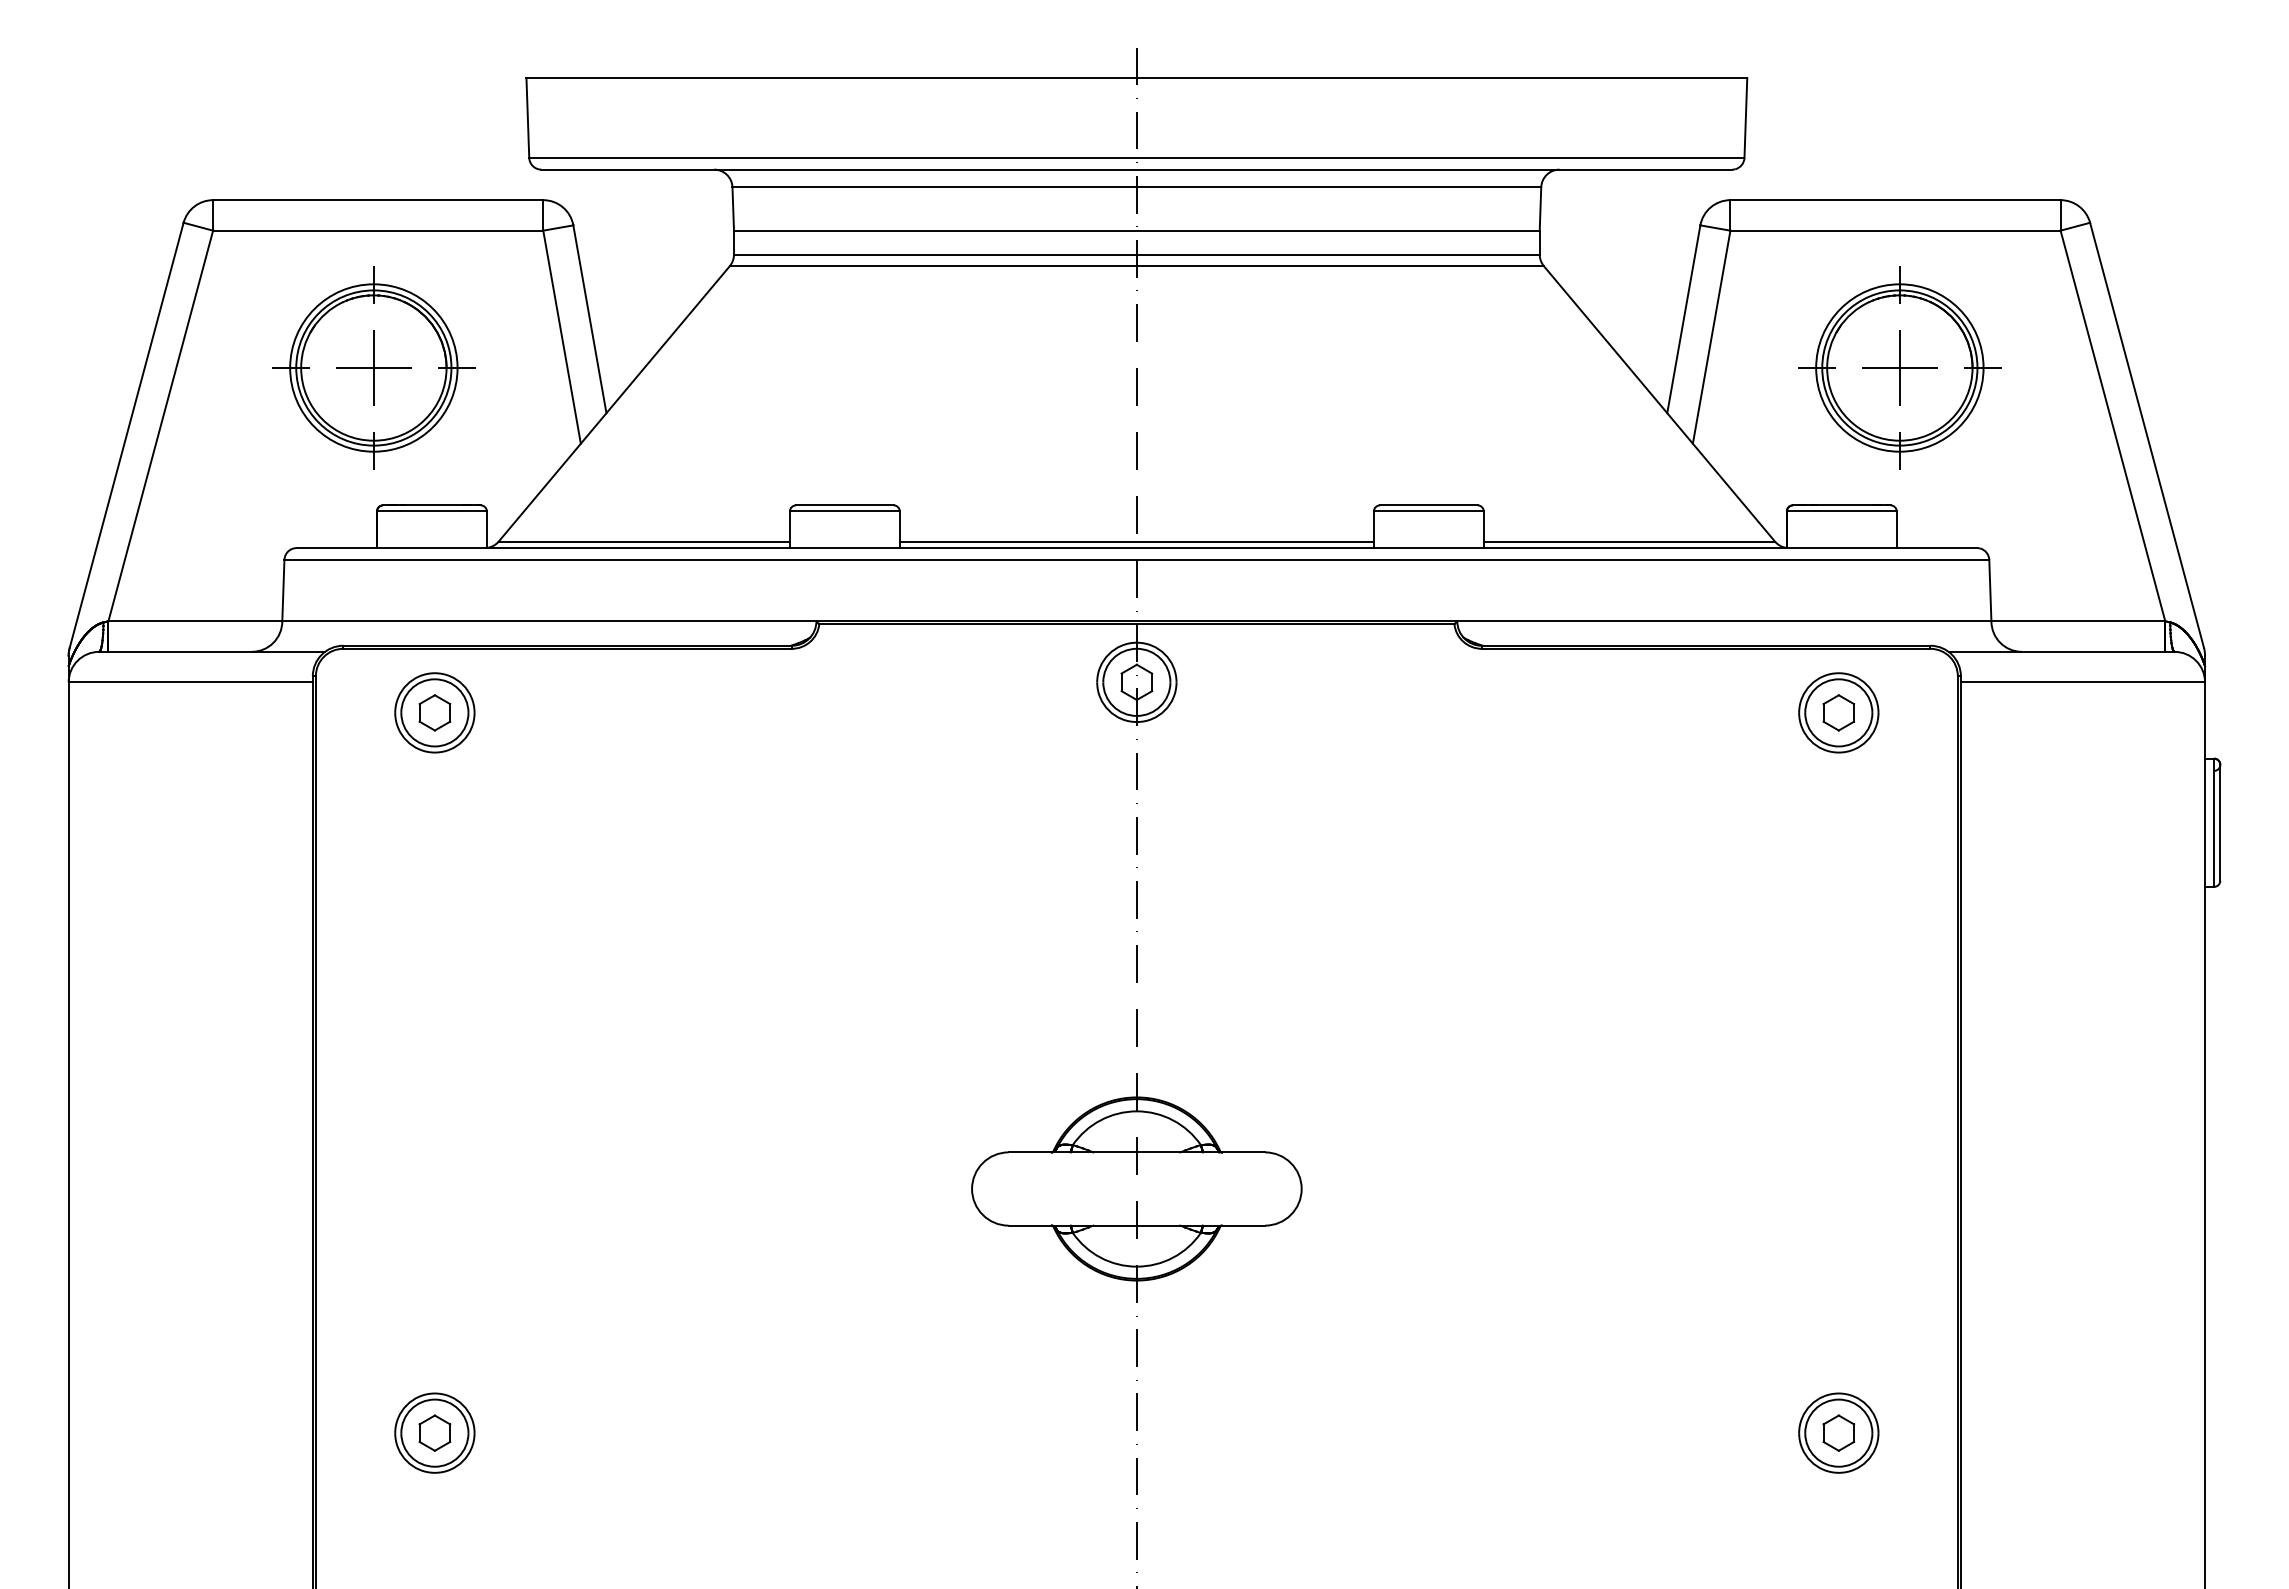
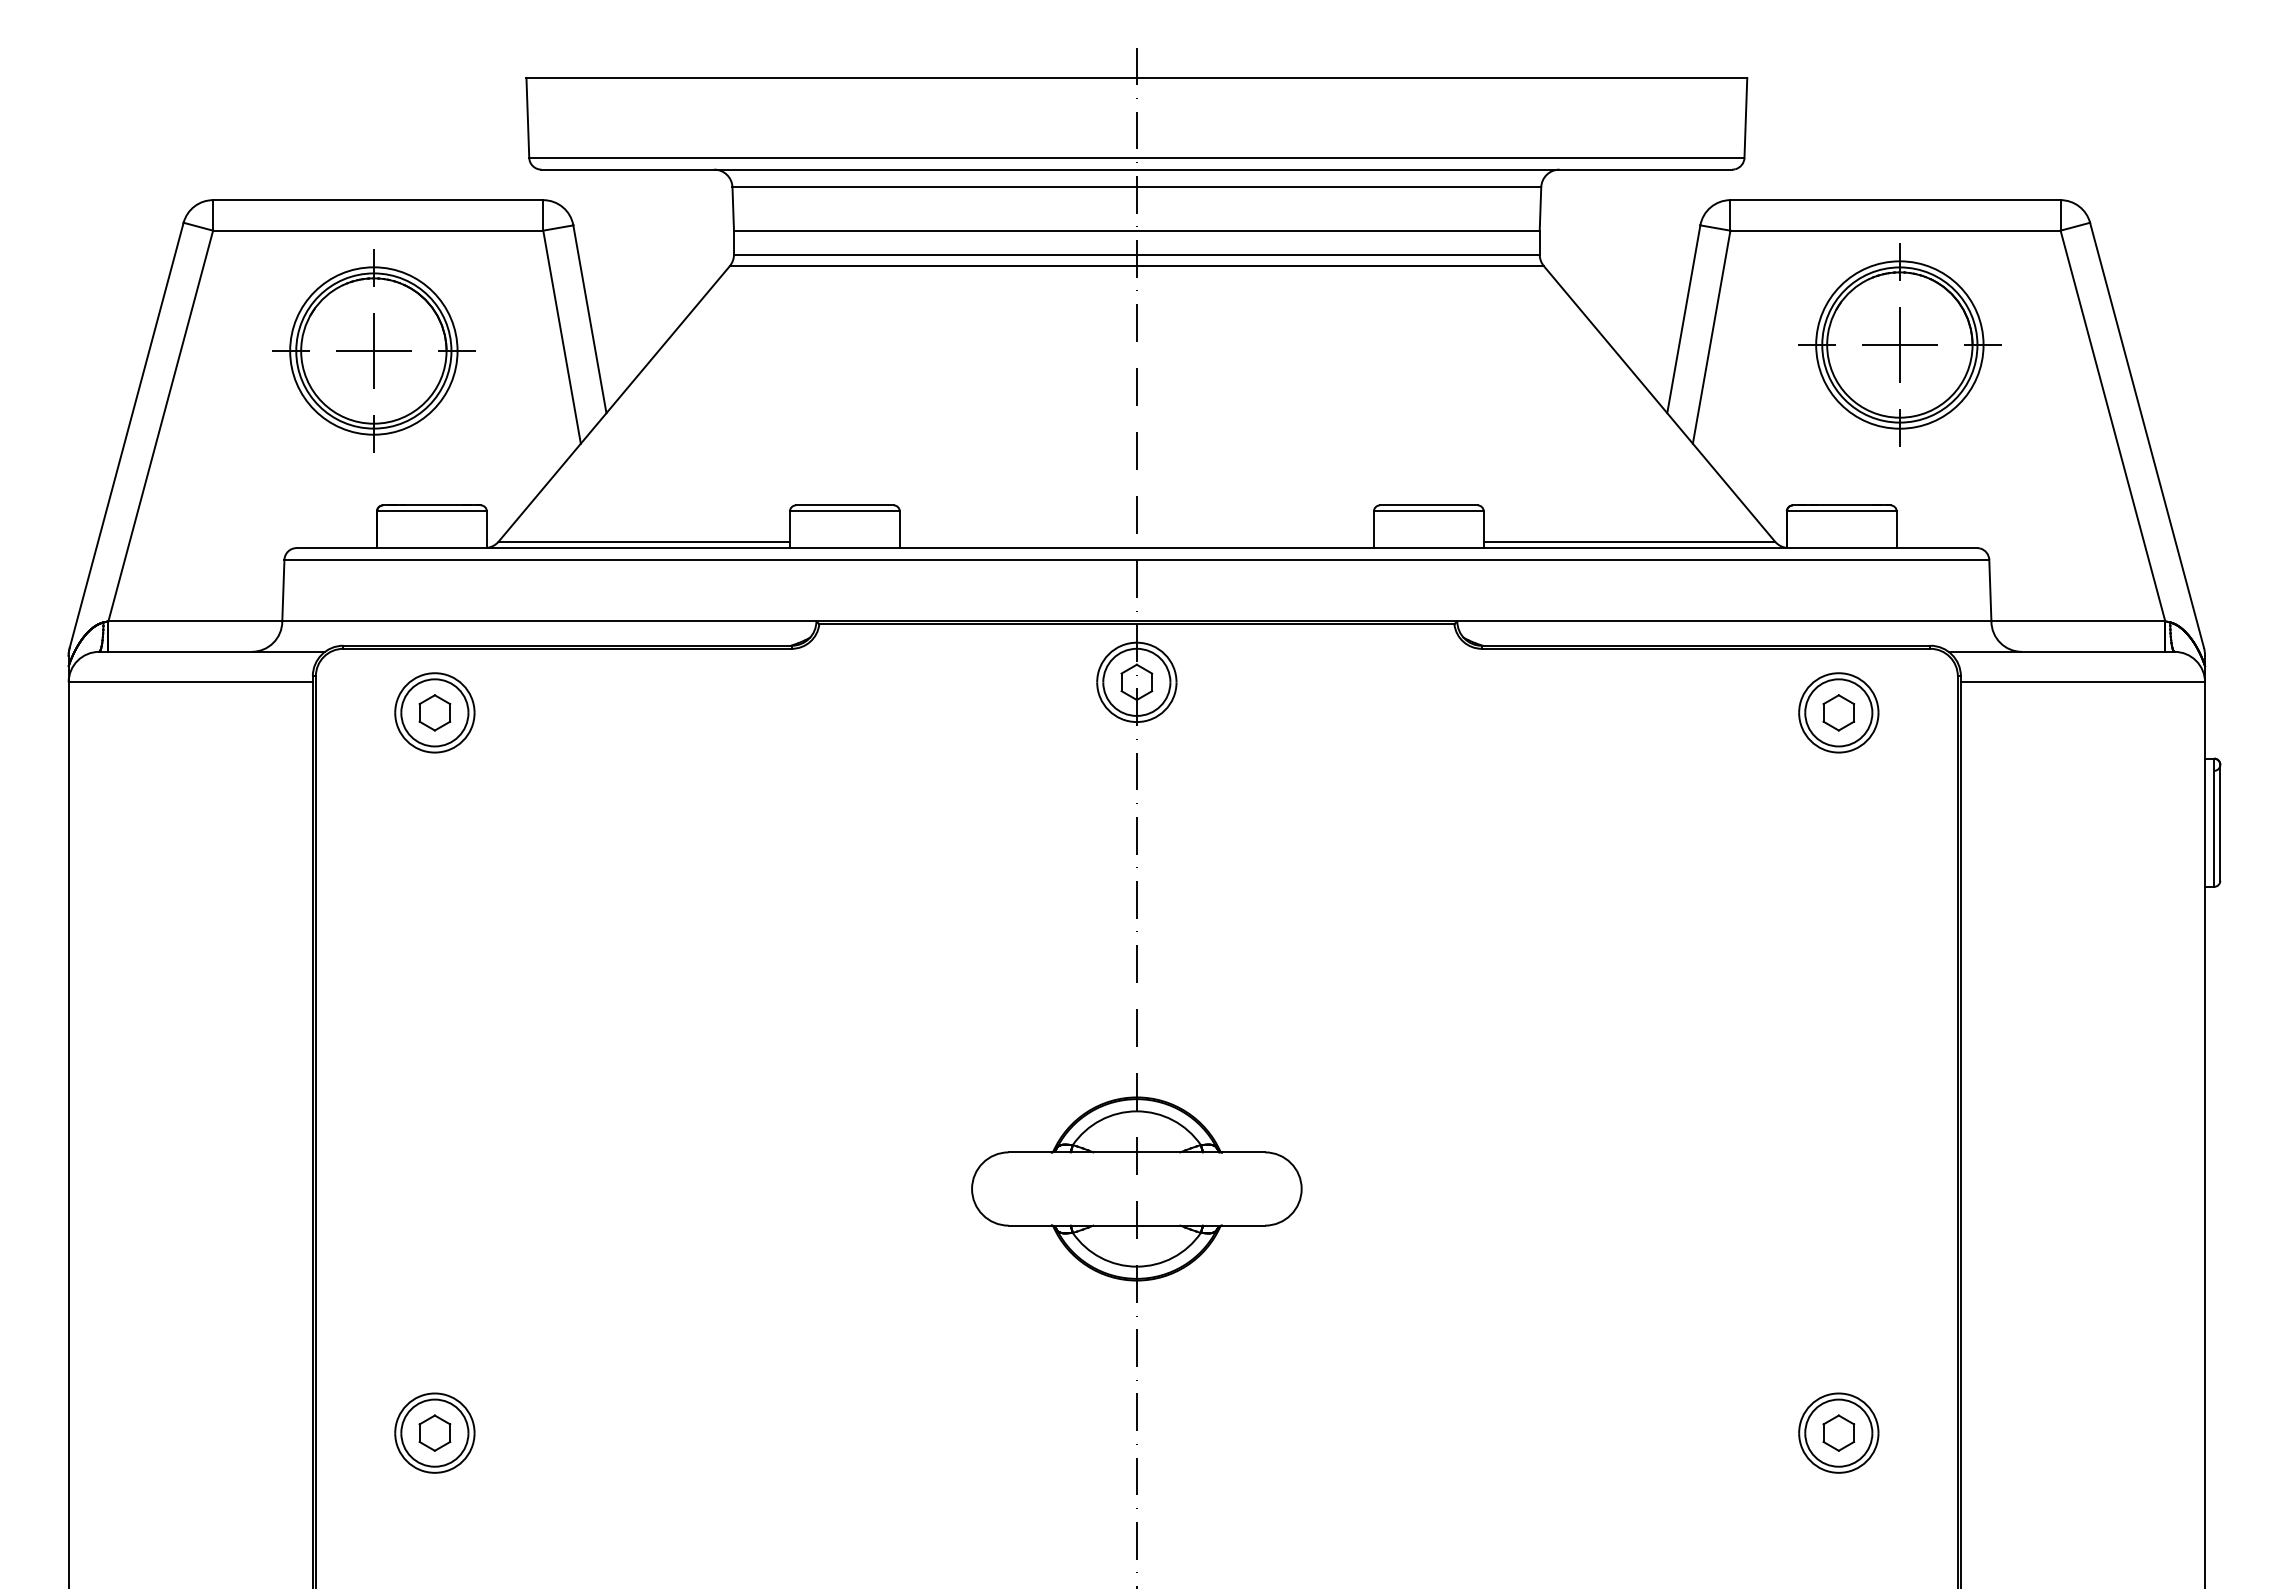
part position: (373, 367) -> (373, 350) (373, 350)
part position: (1899, 367) -> (1899, 344) (1899, 344)
line: present -> none (1136, 541)
